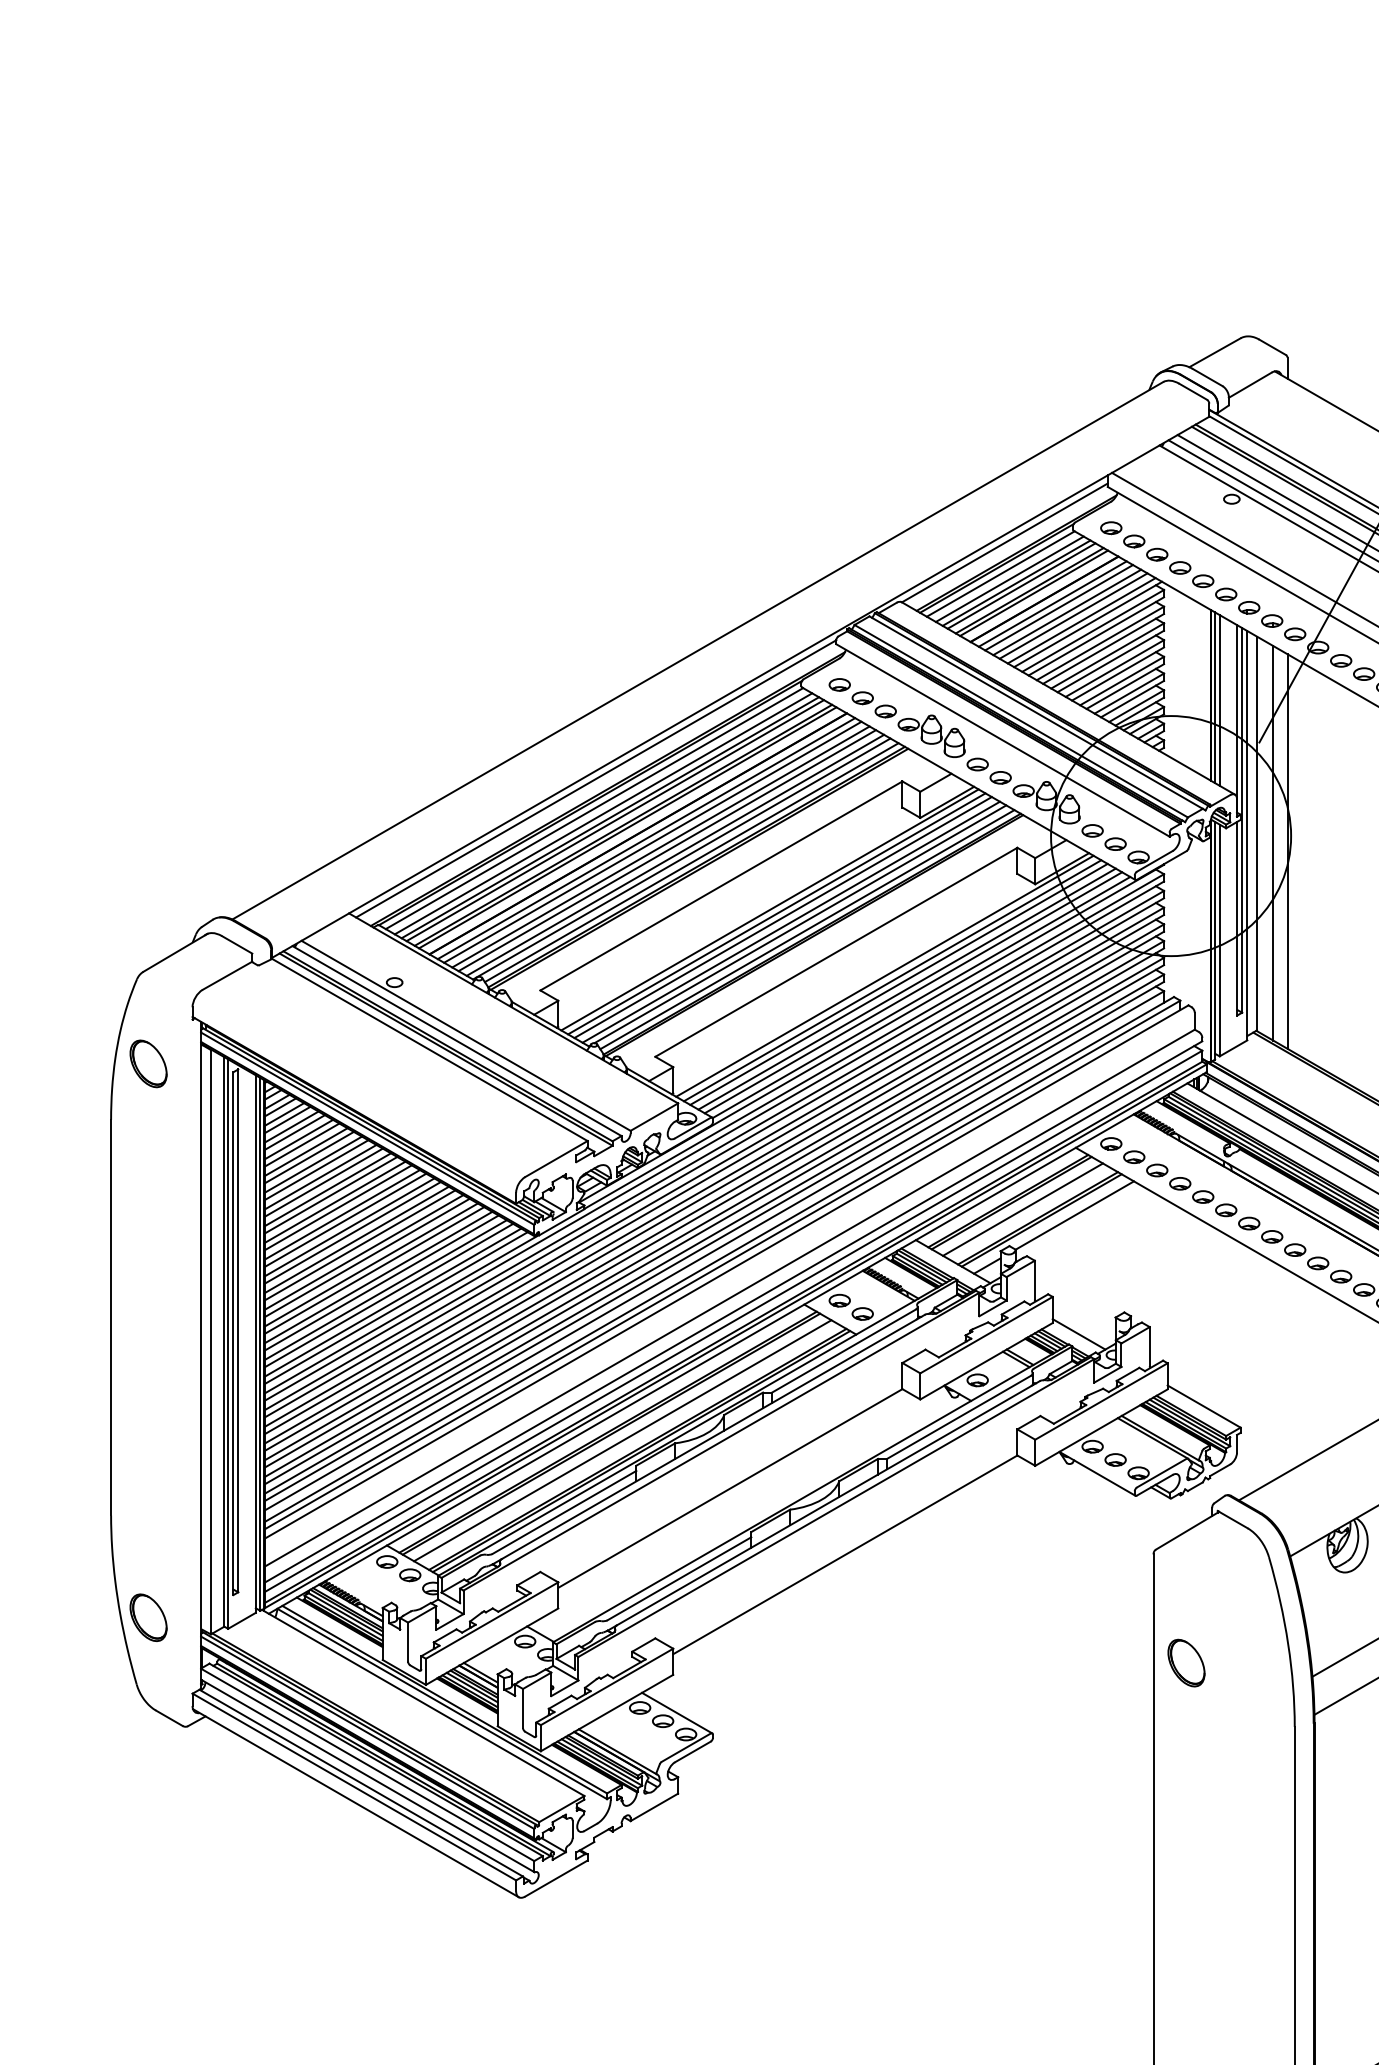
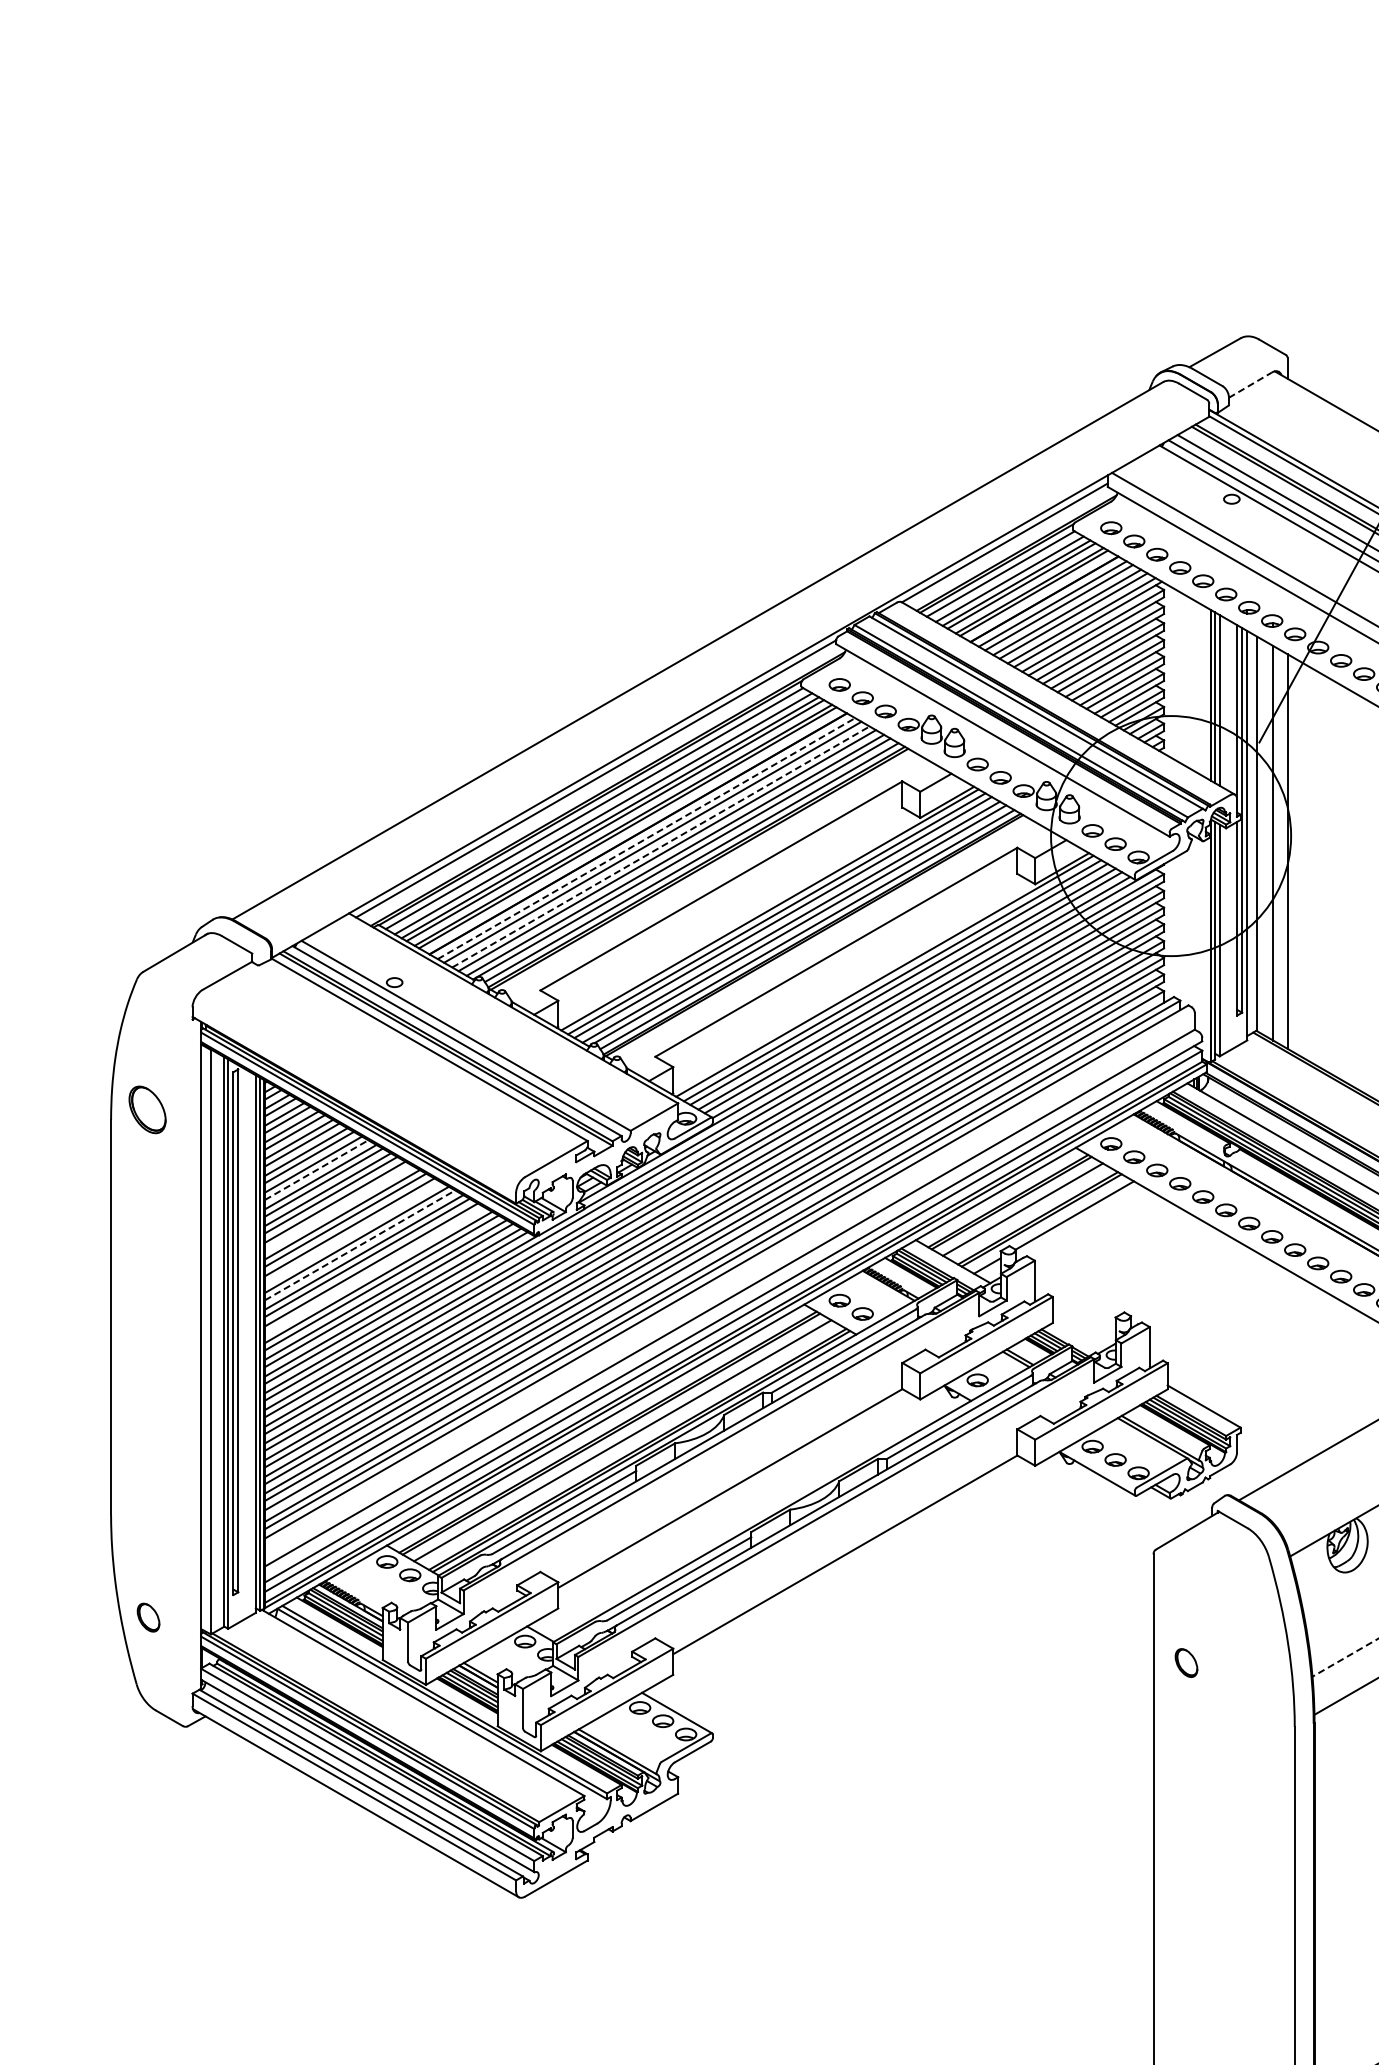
line: solid -> dashed (1250, 385)
line: solid -> dashed (646, 838)
line: solid -> dashed (660, 847)
part position: (148, 1063) -> (147, 1109) (147, 1109)
line: solid -> dashed (316, 1170)
line: present -> none (337, 1207)
line: present -> none (352, 1232)
line: solid -> dashed (360, 1245)
line: present -> none (374, 1270)
line: present -> none (1078, 1334)
part size: 39x49 px -> 25x31 px (148, 1617)
line: solid -> dashed (1345, 1657)
part size: 39x50 px -> 25x30 px (1186, 1662)
